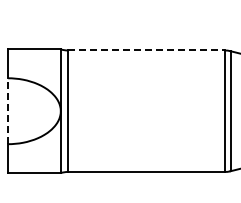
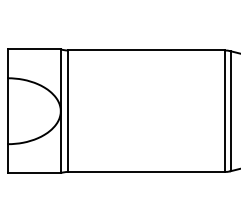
line: dashed -> solid (146, 50)
line: dashed -> solid (8, 111)
